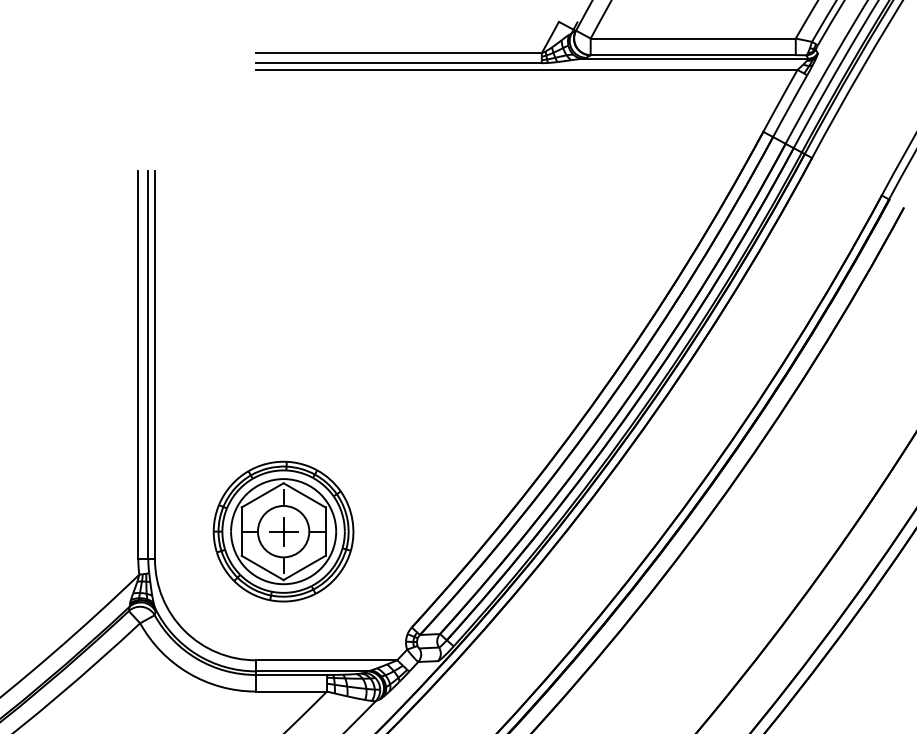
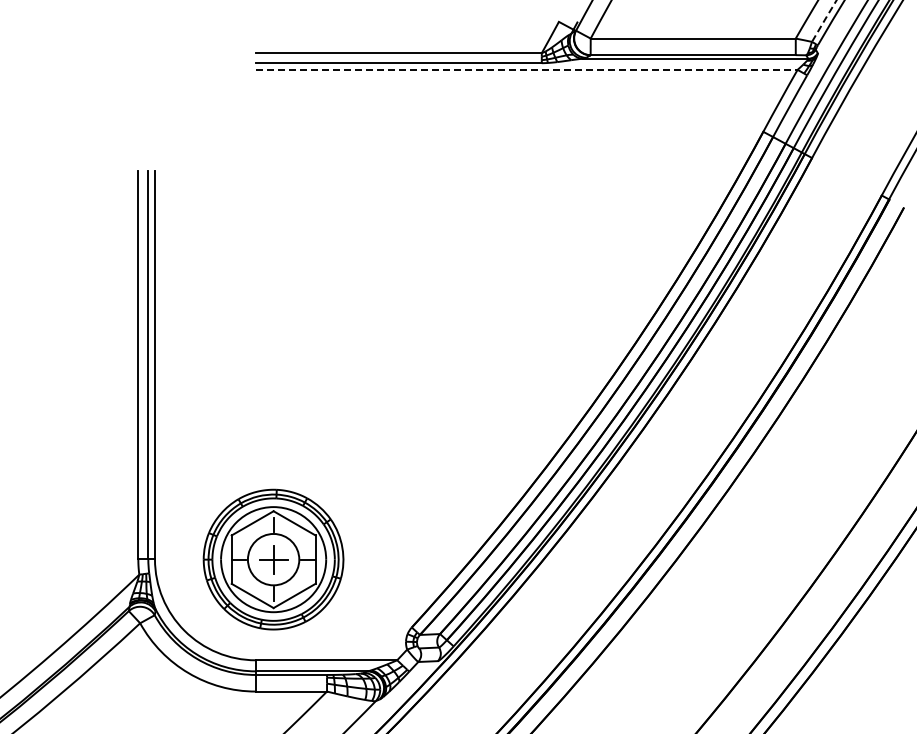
arc: solid -> dashed (824, 20)
line: solid -> dashed (526, 69)
part position: (283, 531) -> (273, 559) (273, 559)
